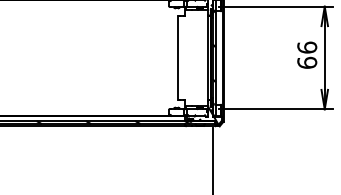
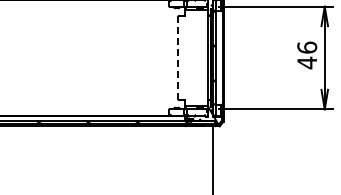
line: solid -> dashed (178, 58)
text: 66 -> 46 (307, 62)
